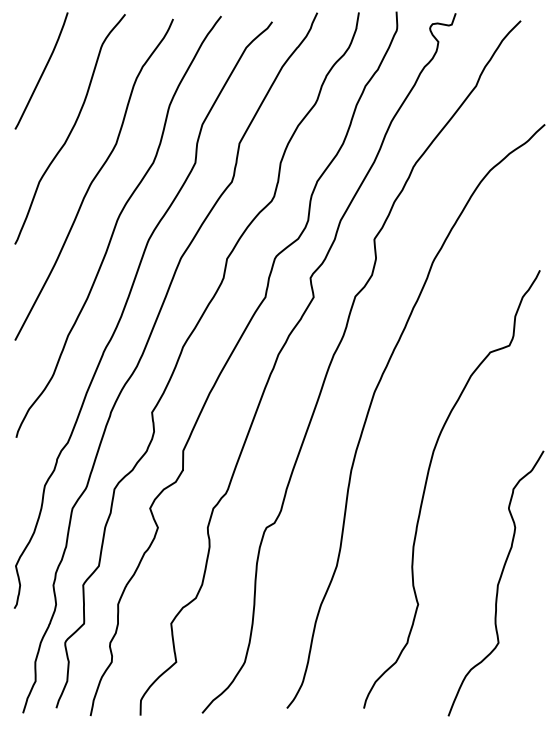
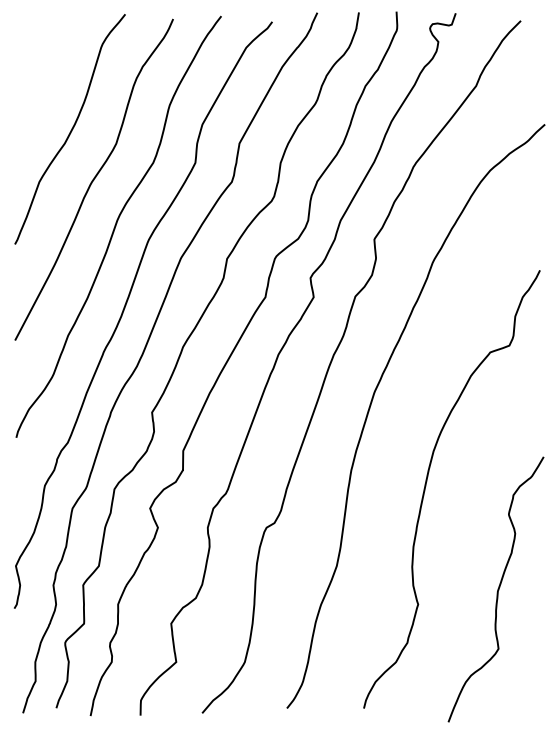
curve: present -> none (42, 71)
curve position: (497, 583) -> (497, 589) (497, 589)
